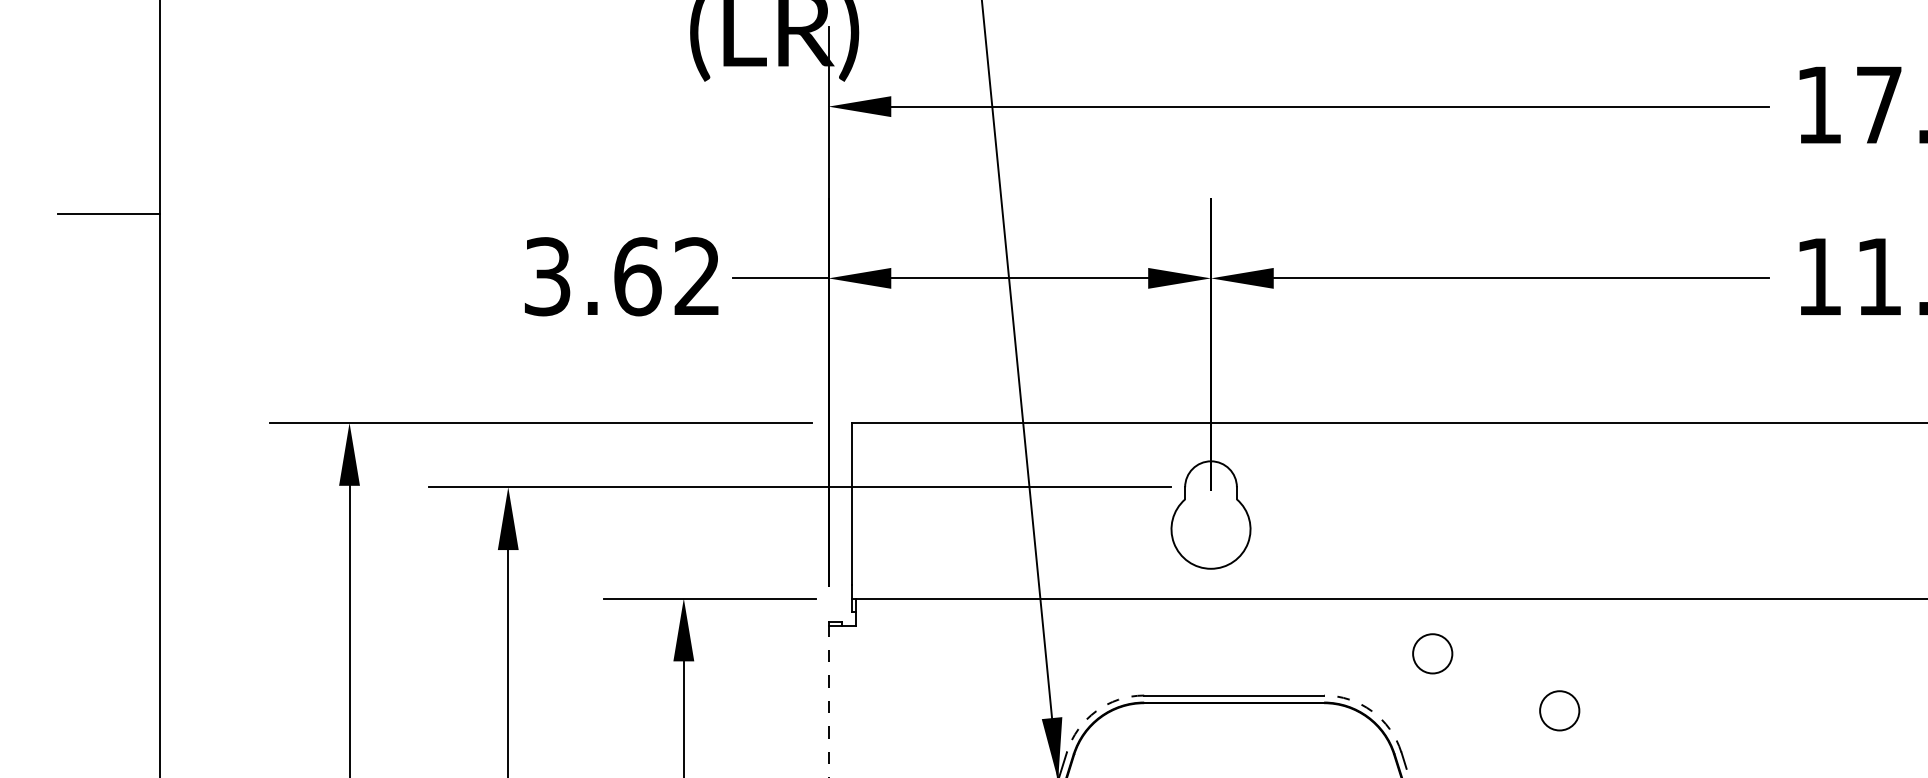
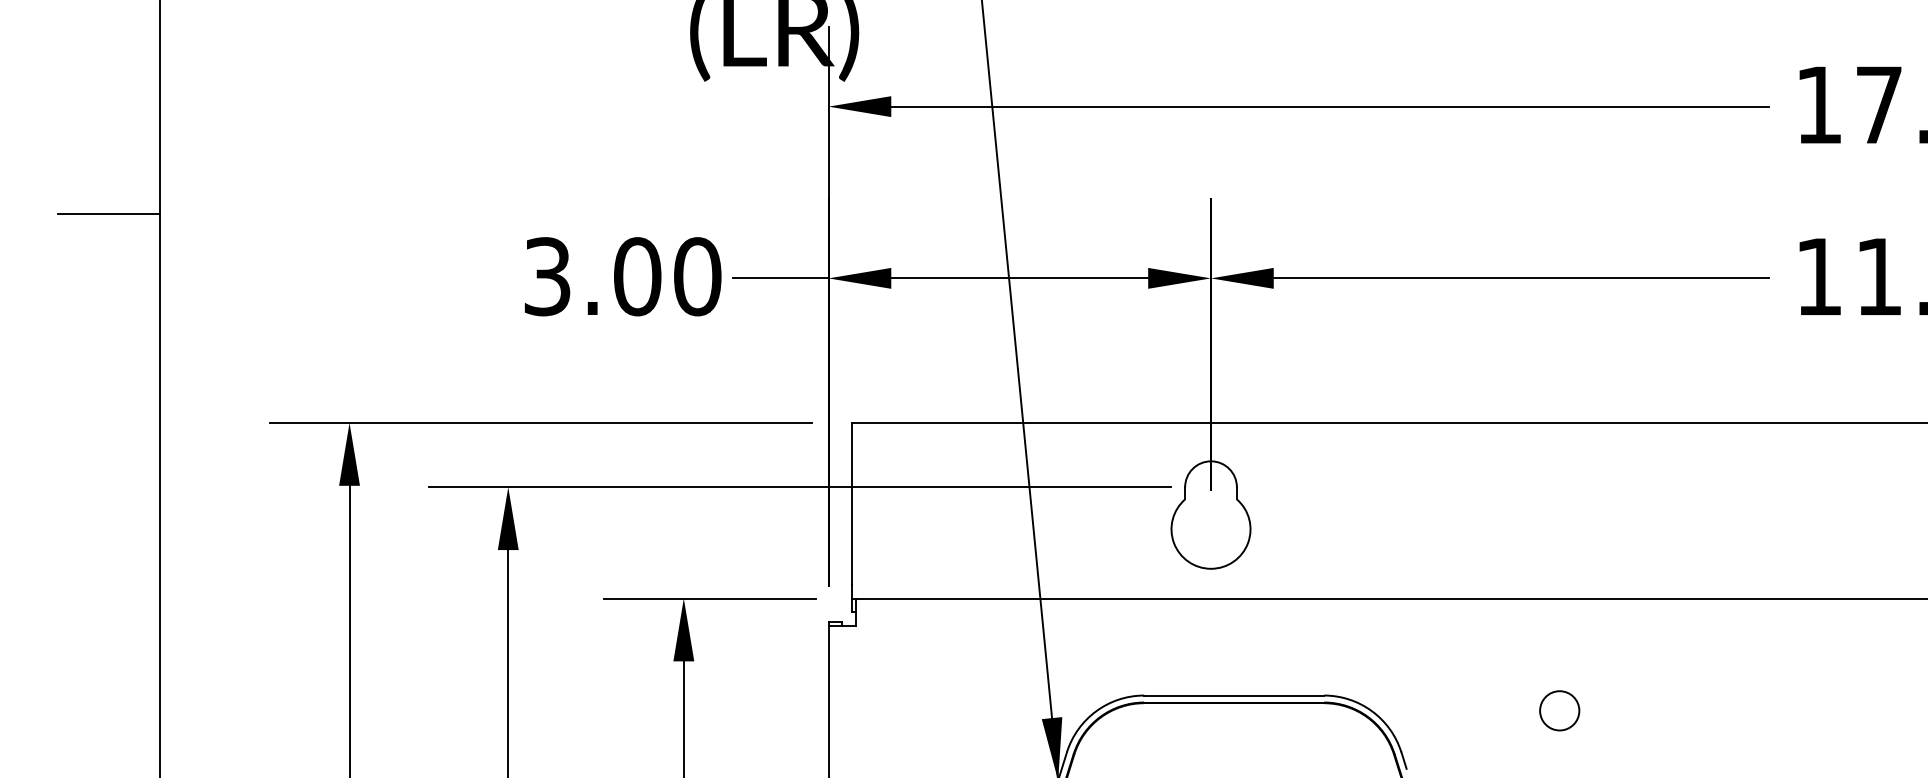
text: 3.62 -> 3.00 (667, 276)
circle: present -> none (1432, 653)
line: dashed -> solid (828, 701)
arc: dashed -> solid (1096, 711)
arc: dashed -> solid (1372, 711)
